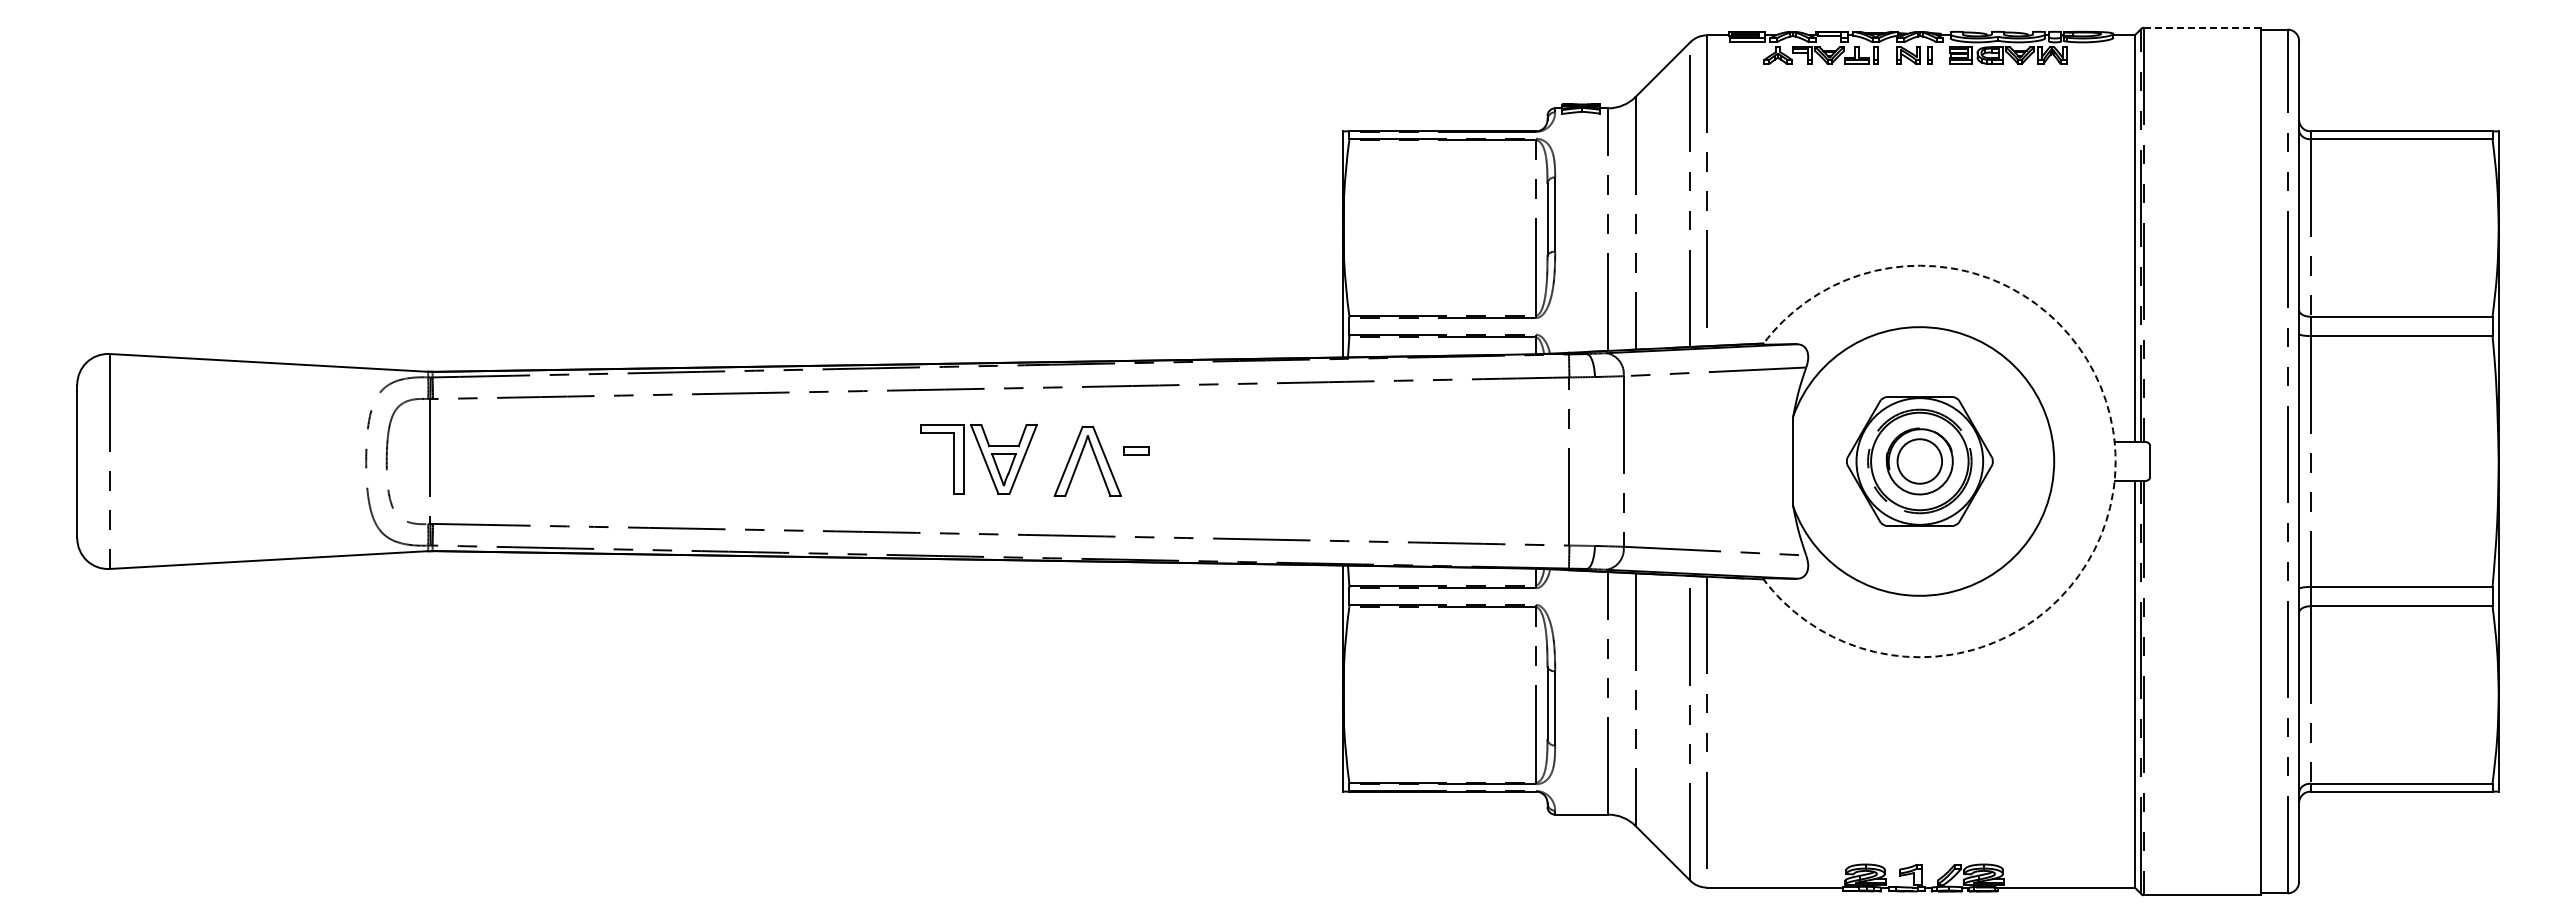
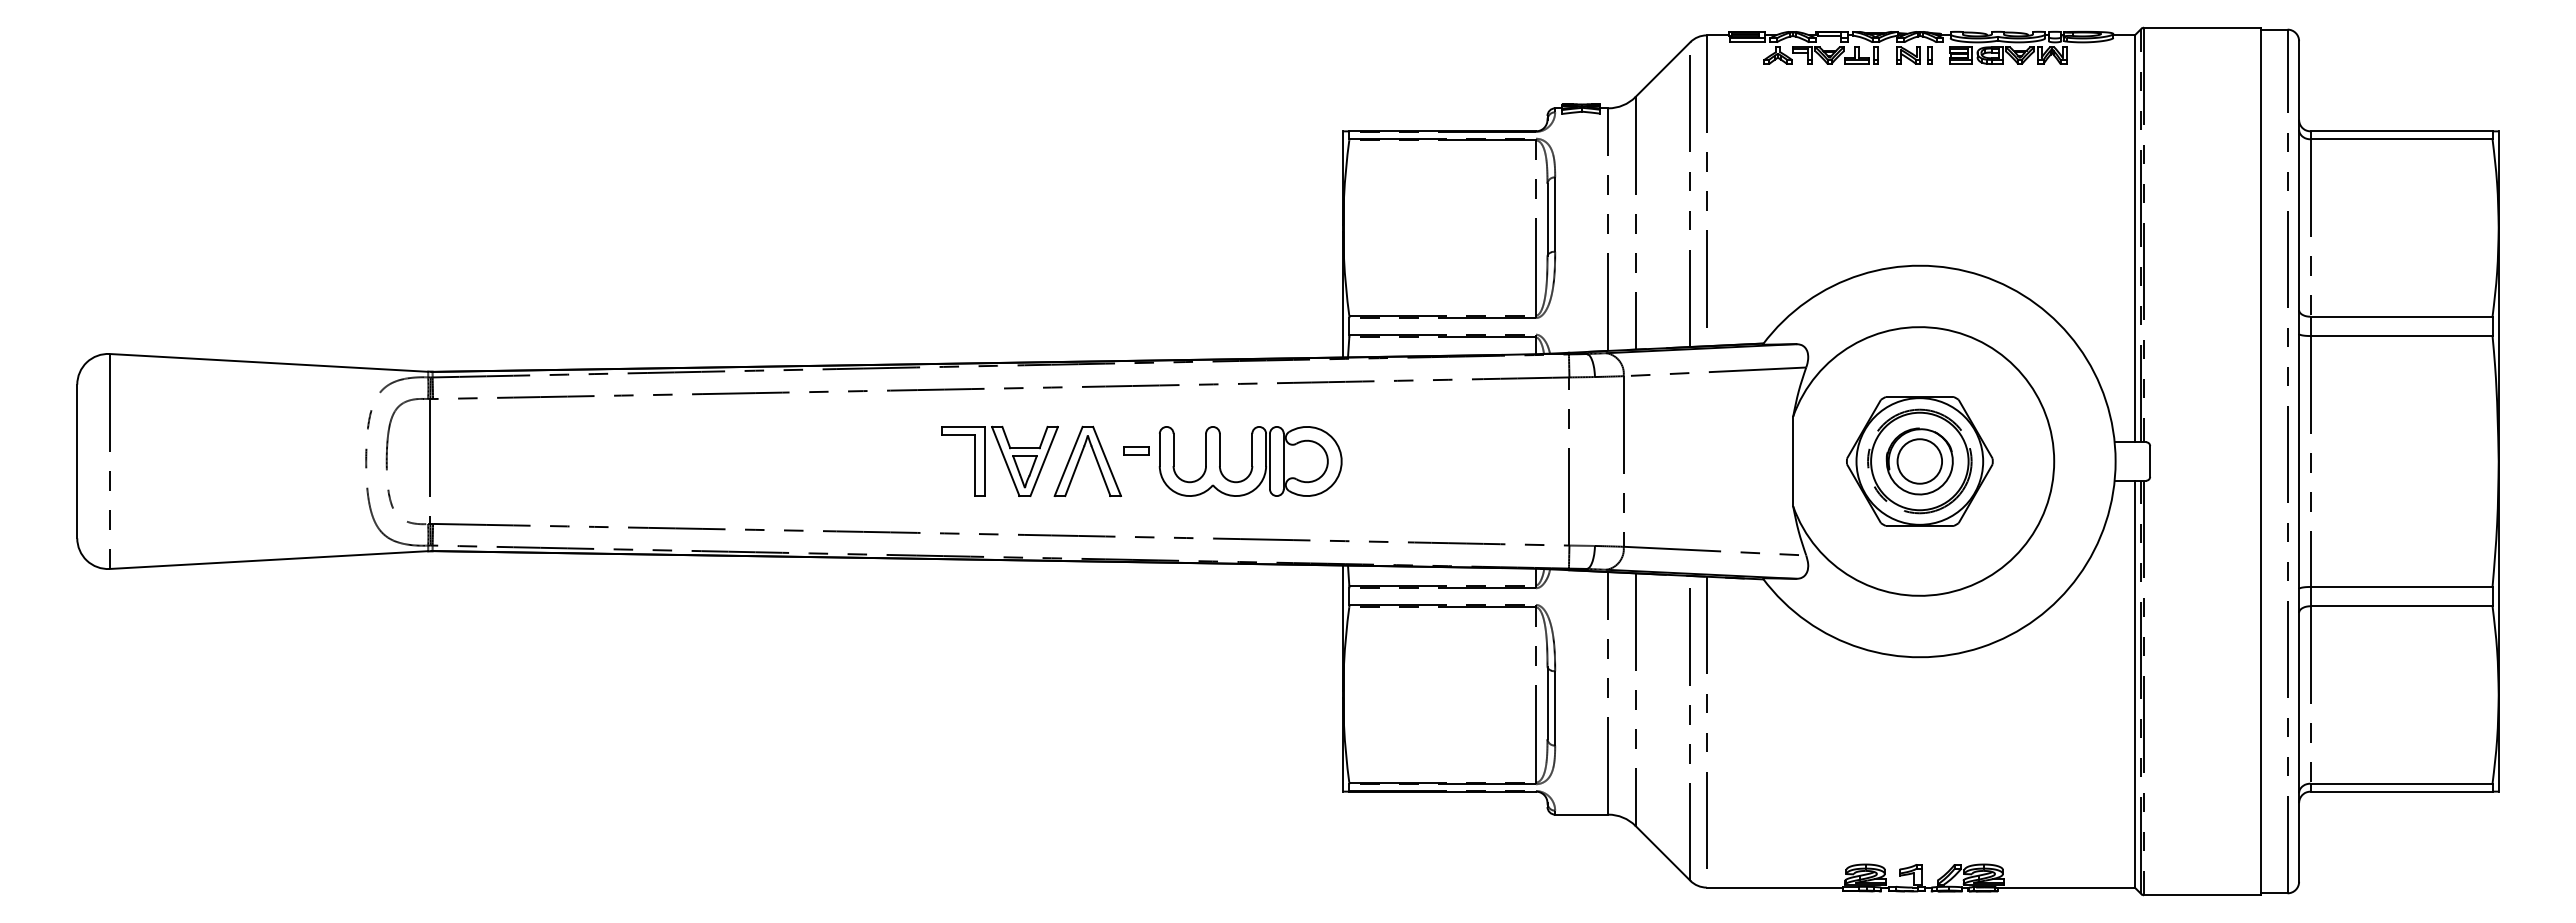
line: dashed -> solid (2201, 27)
part position: (978, 458) -> (999, 460) (999, 460)
part: none -> present (1250, 461)
arc: dashed -> solid (2115, 461)
